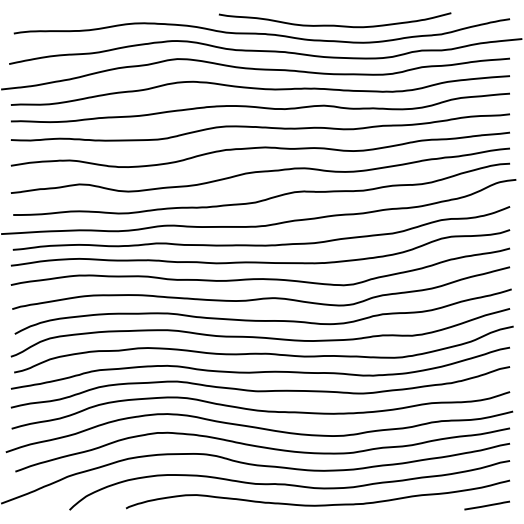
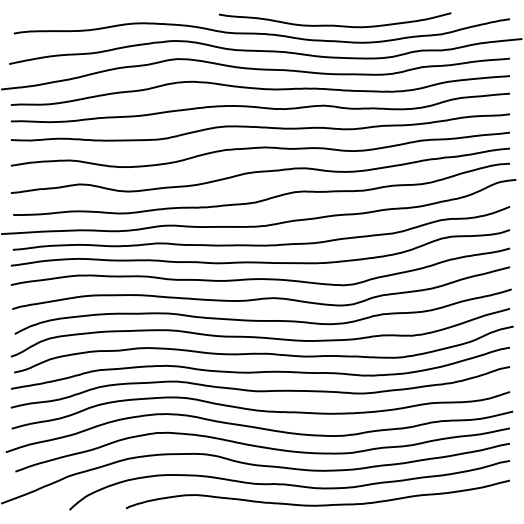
line: present -> none (486, 505)
